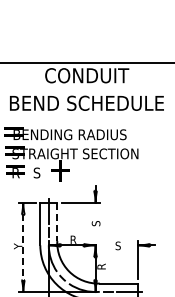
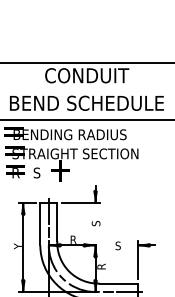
line: none -> present (86, 120)
line: dashed -> solid (57, 222)
line: dashed -> solid (23, 247)
